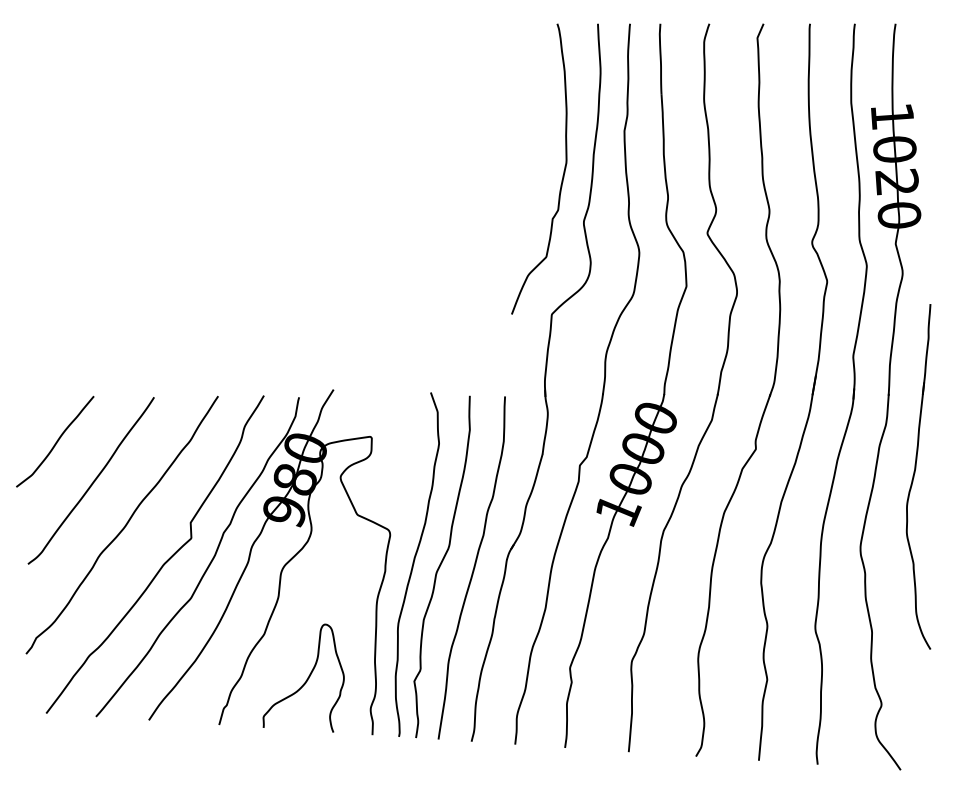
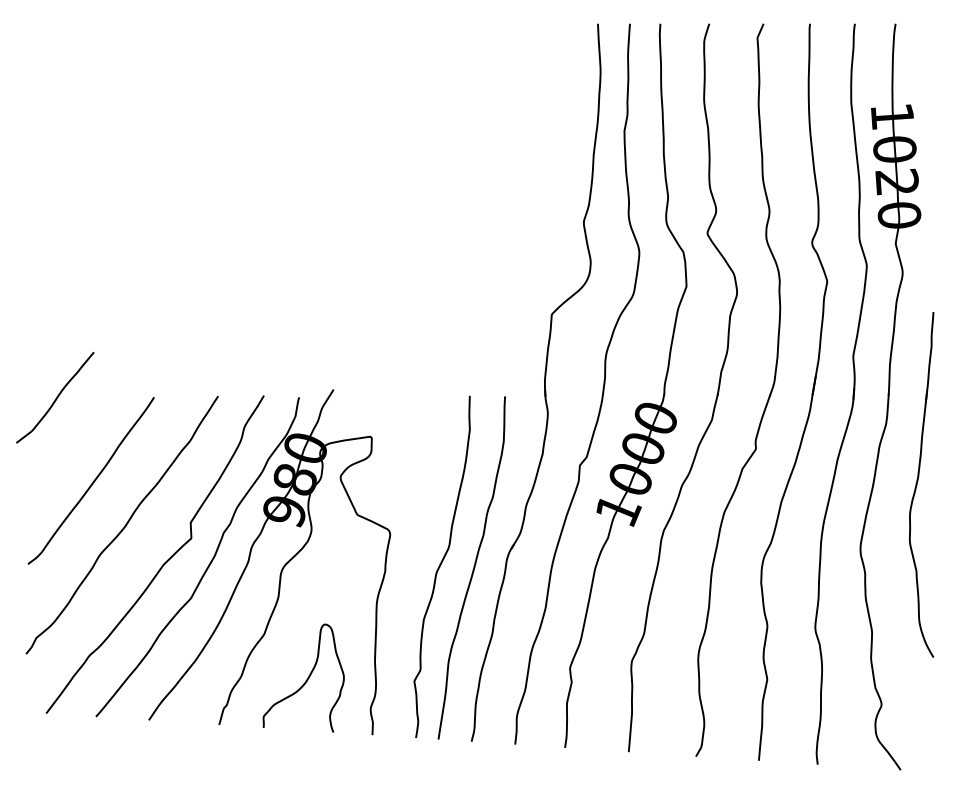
curve: present -> none (562, 175)
curve position: (56, 441) -> (56, 397) (56, 397)
part position: (918, 476) -> (921, 484) (921, 484)
curve: present -> none (414, 564)
